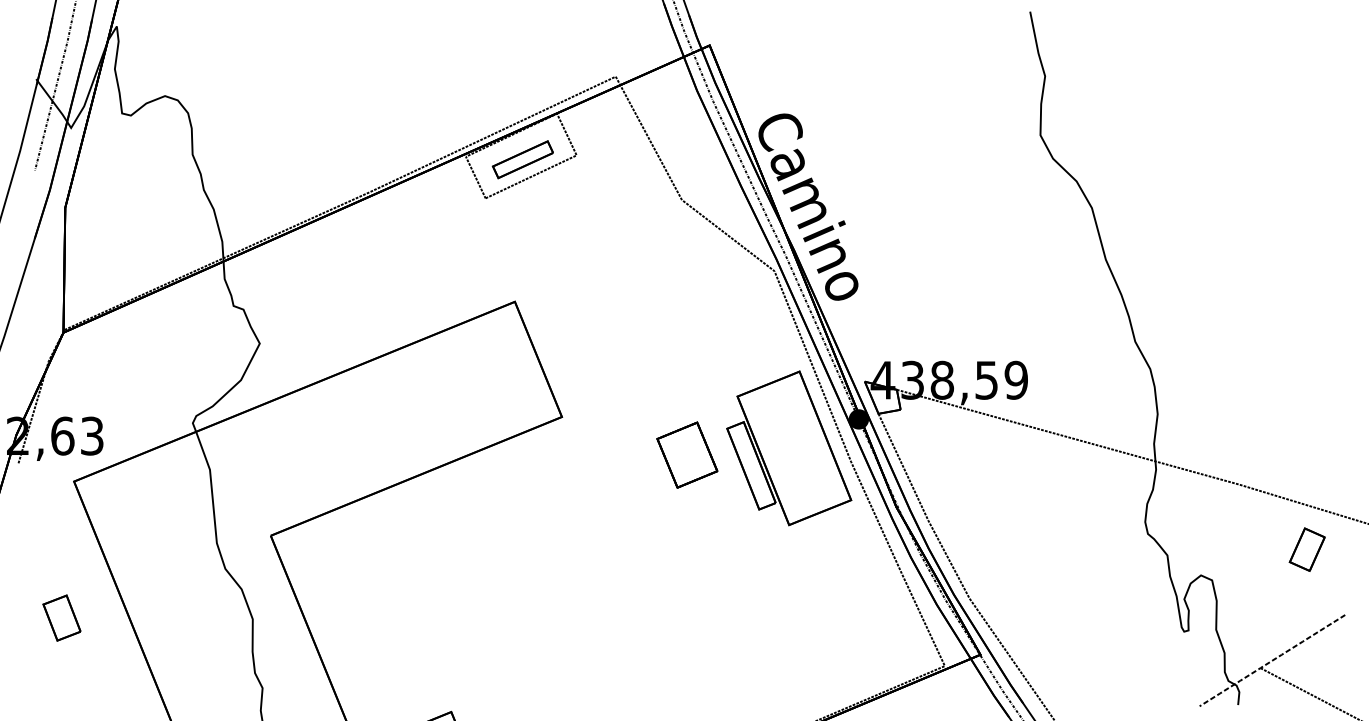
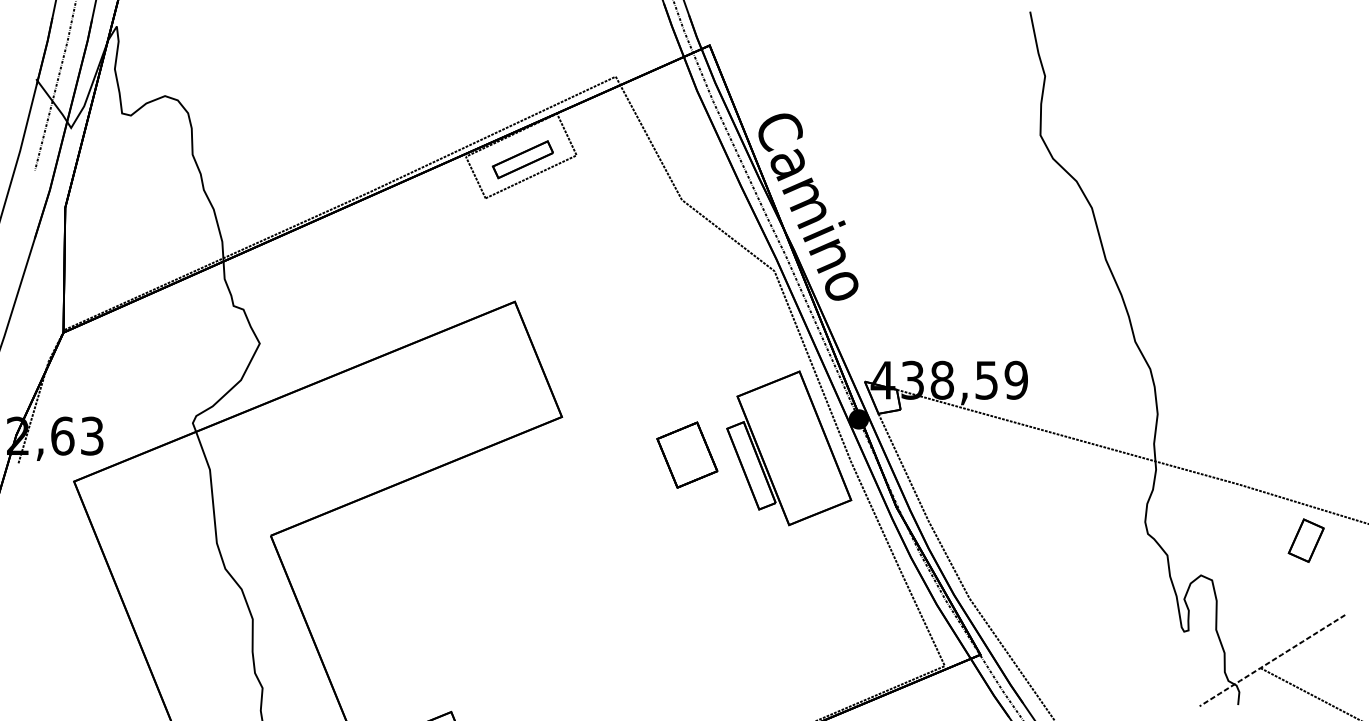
part position: (1306, 549) -> (1305, 540) (1305, 540)
part: present -> none (61, 617)
